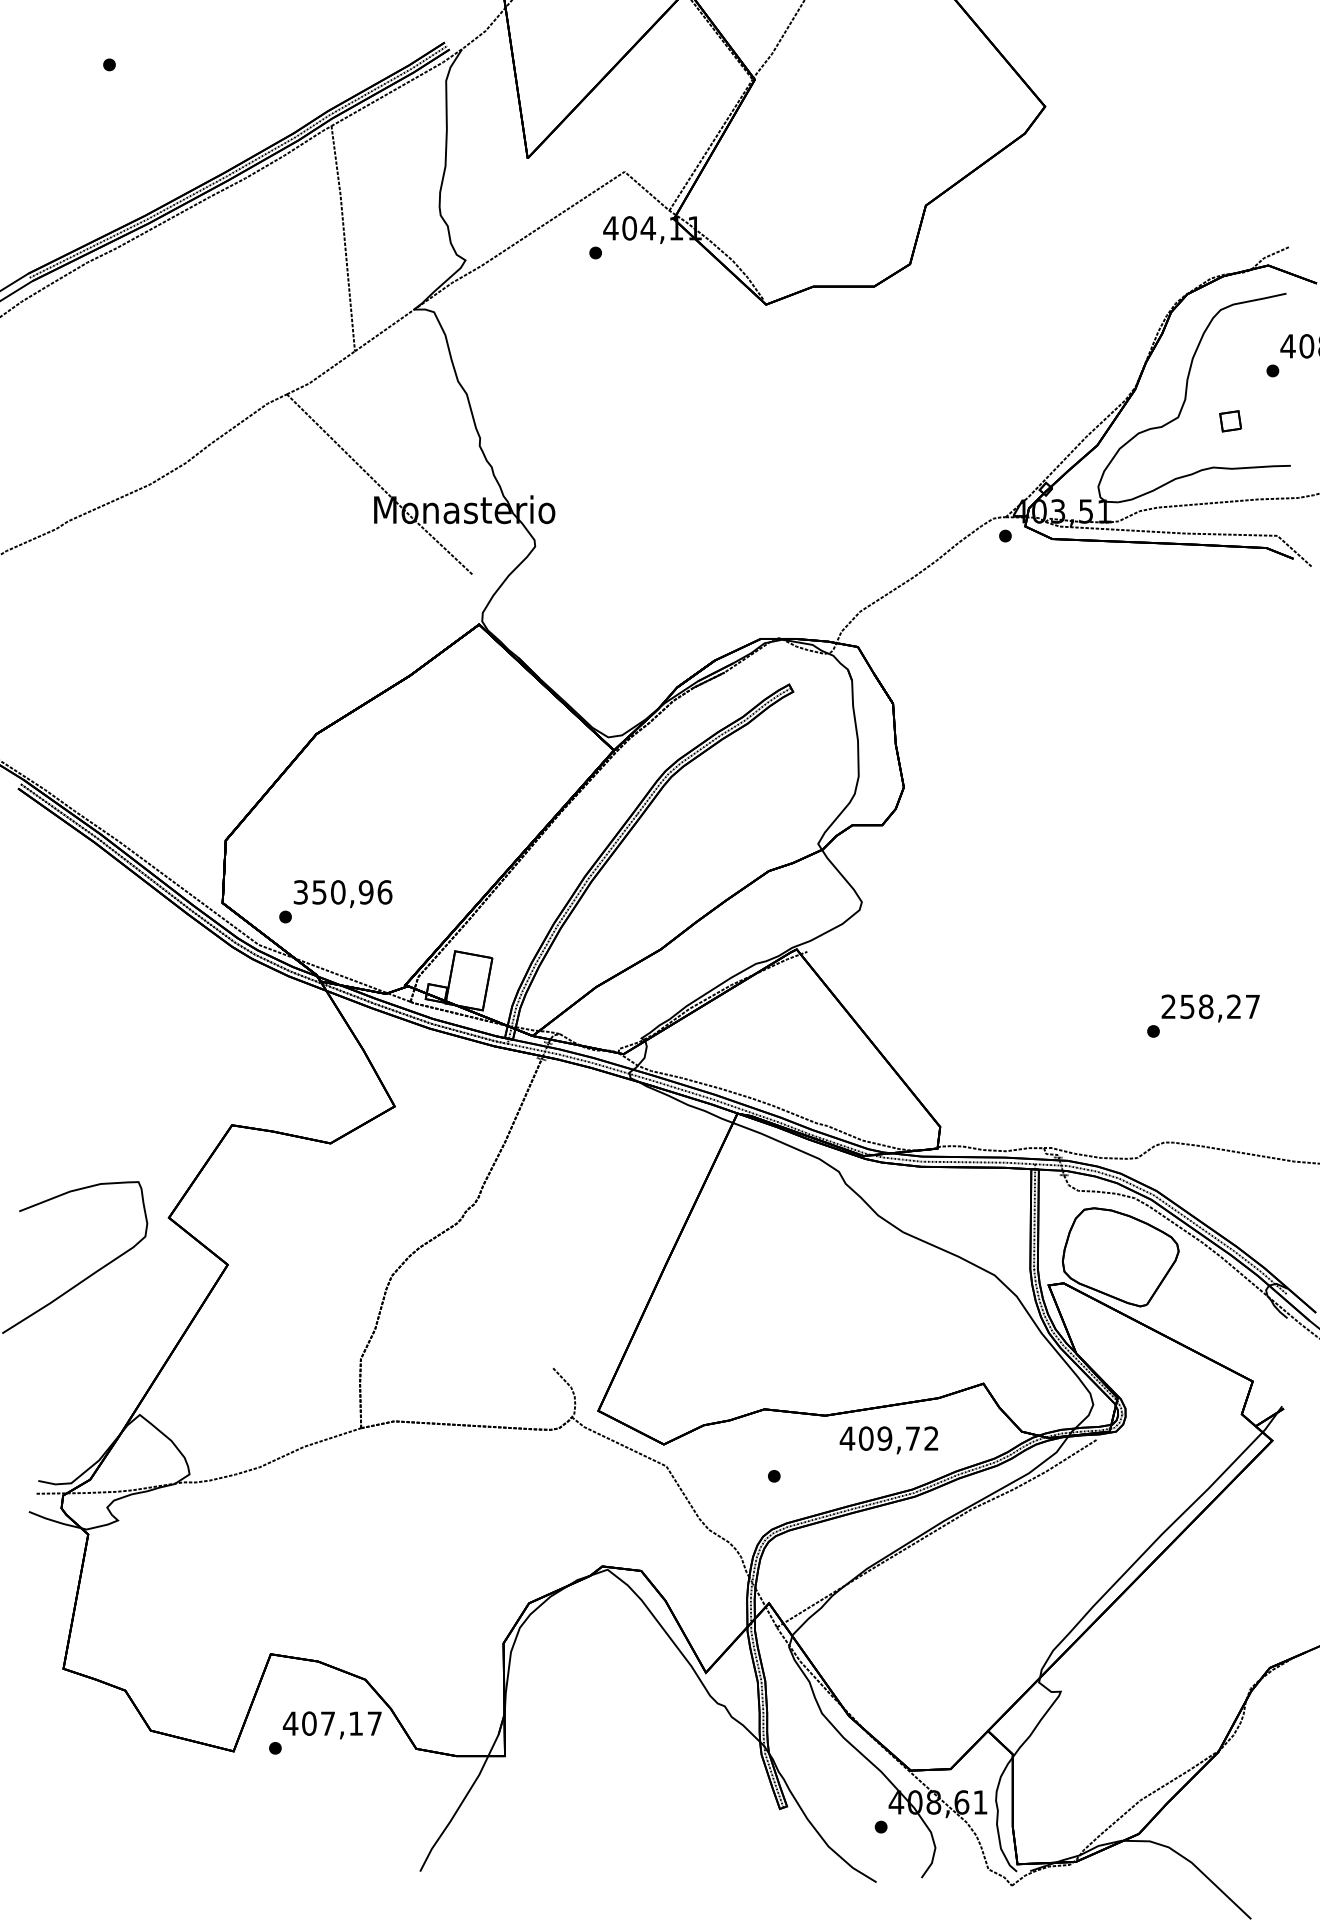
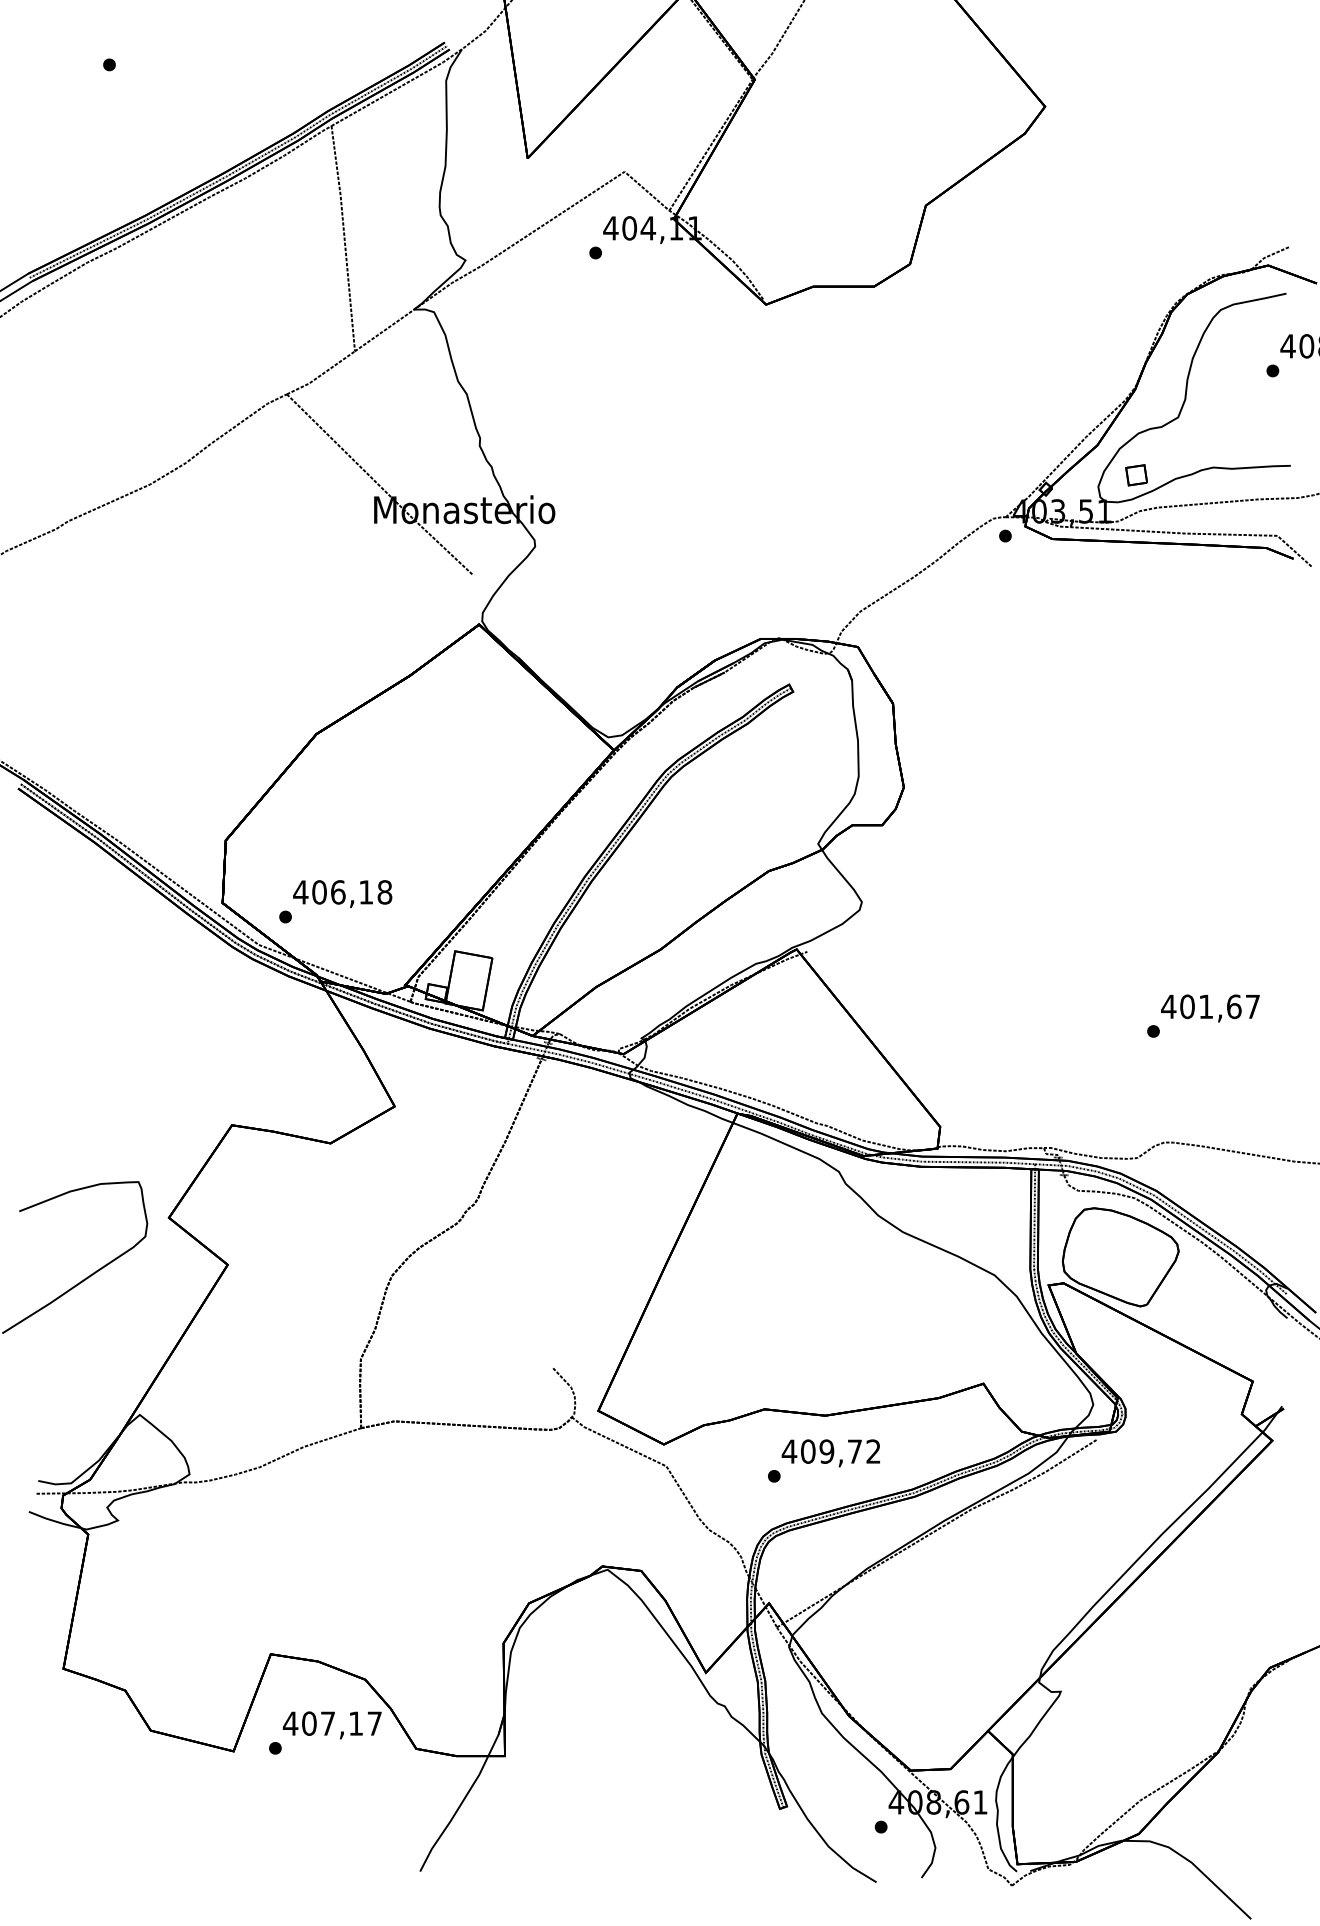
part position: (1230, 421) -> (1136, 475) (1136, 475)
text: 350,96 -> 406,18 (342, 892)
text: 258,27 -> 401,67 (1201, 1006)
text position: (888, 1440) -> (830, 1453) (830, 1453)
